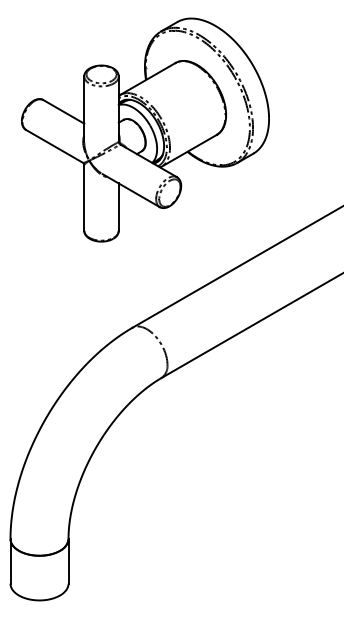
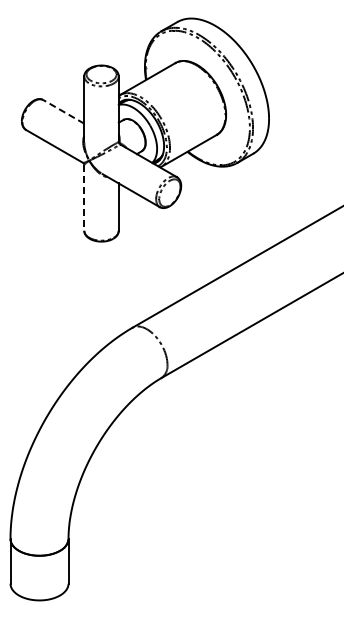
line: solid -> dashed (63, 111)
line: solid -> dashed (84, 197)
